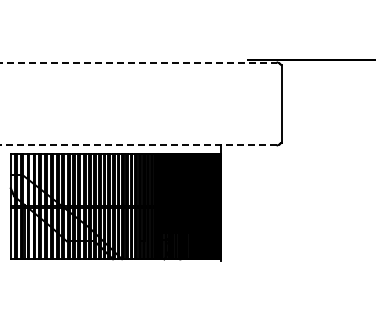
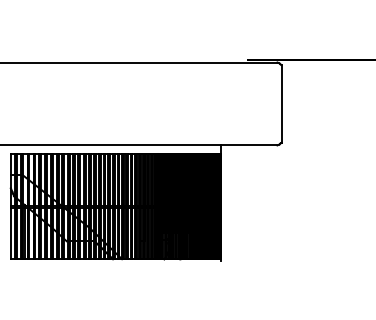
line: dashed -> solid (138, 62)
line: dashed -> solid (138, 145)
